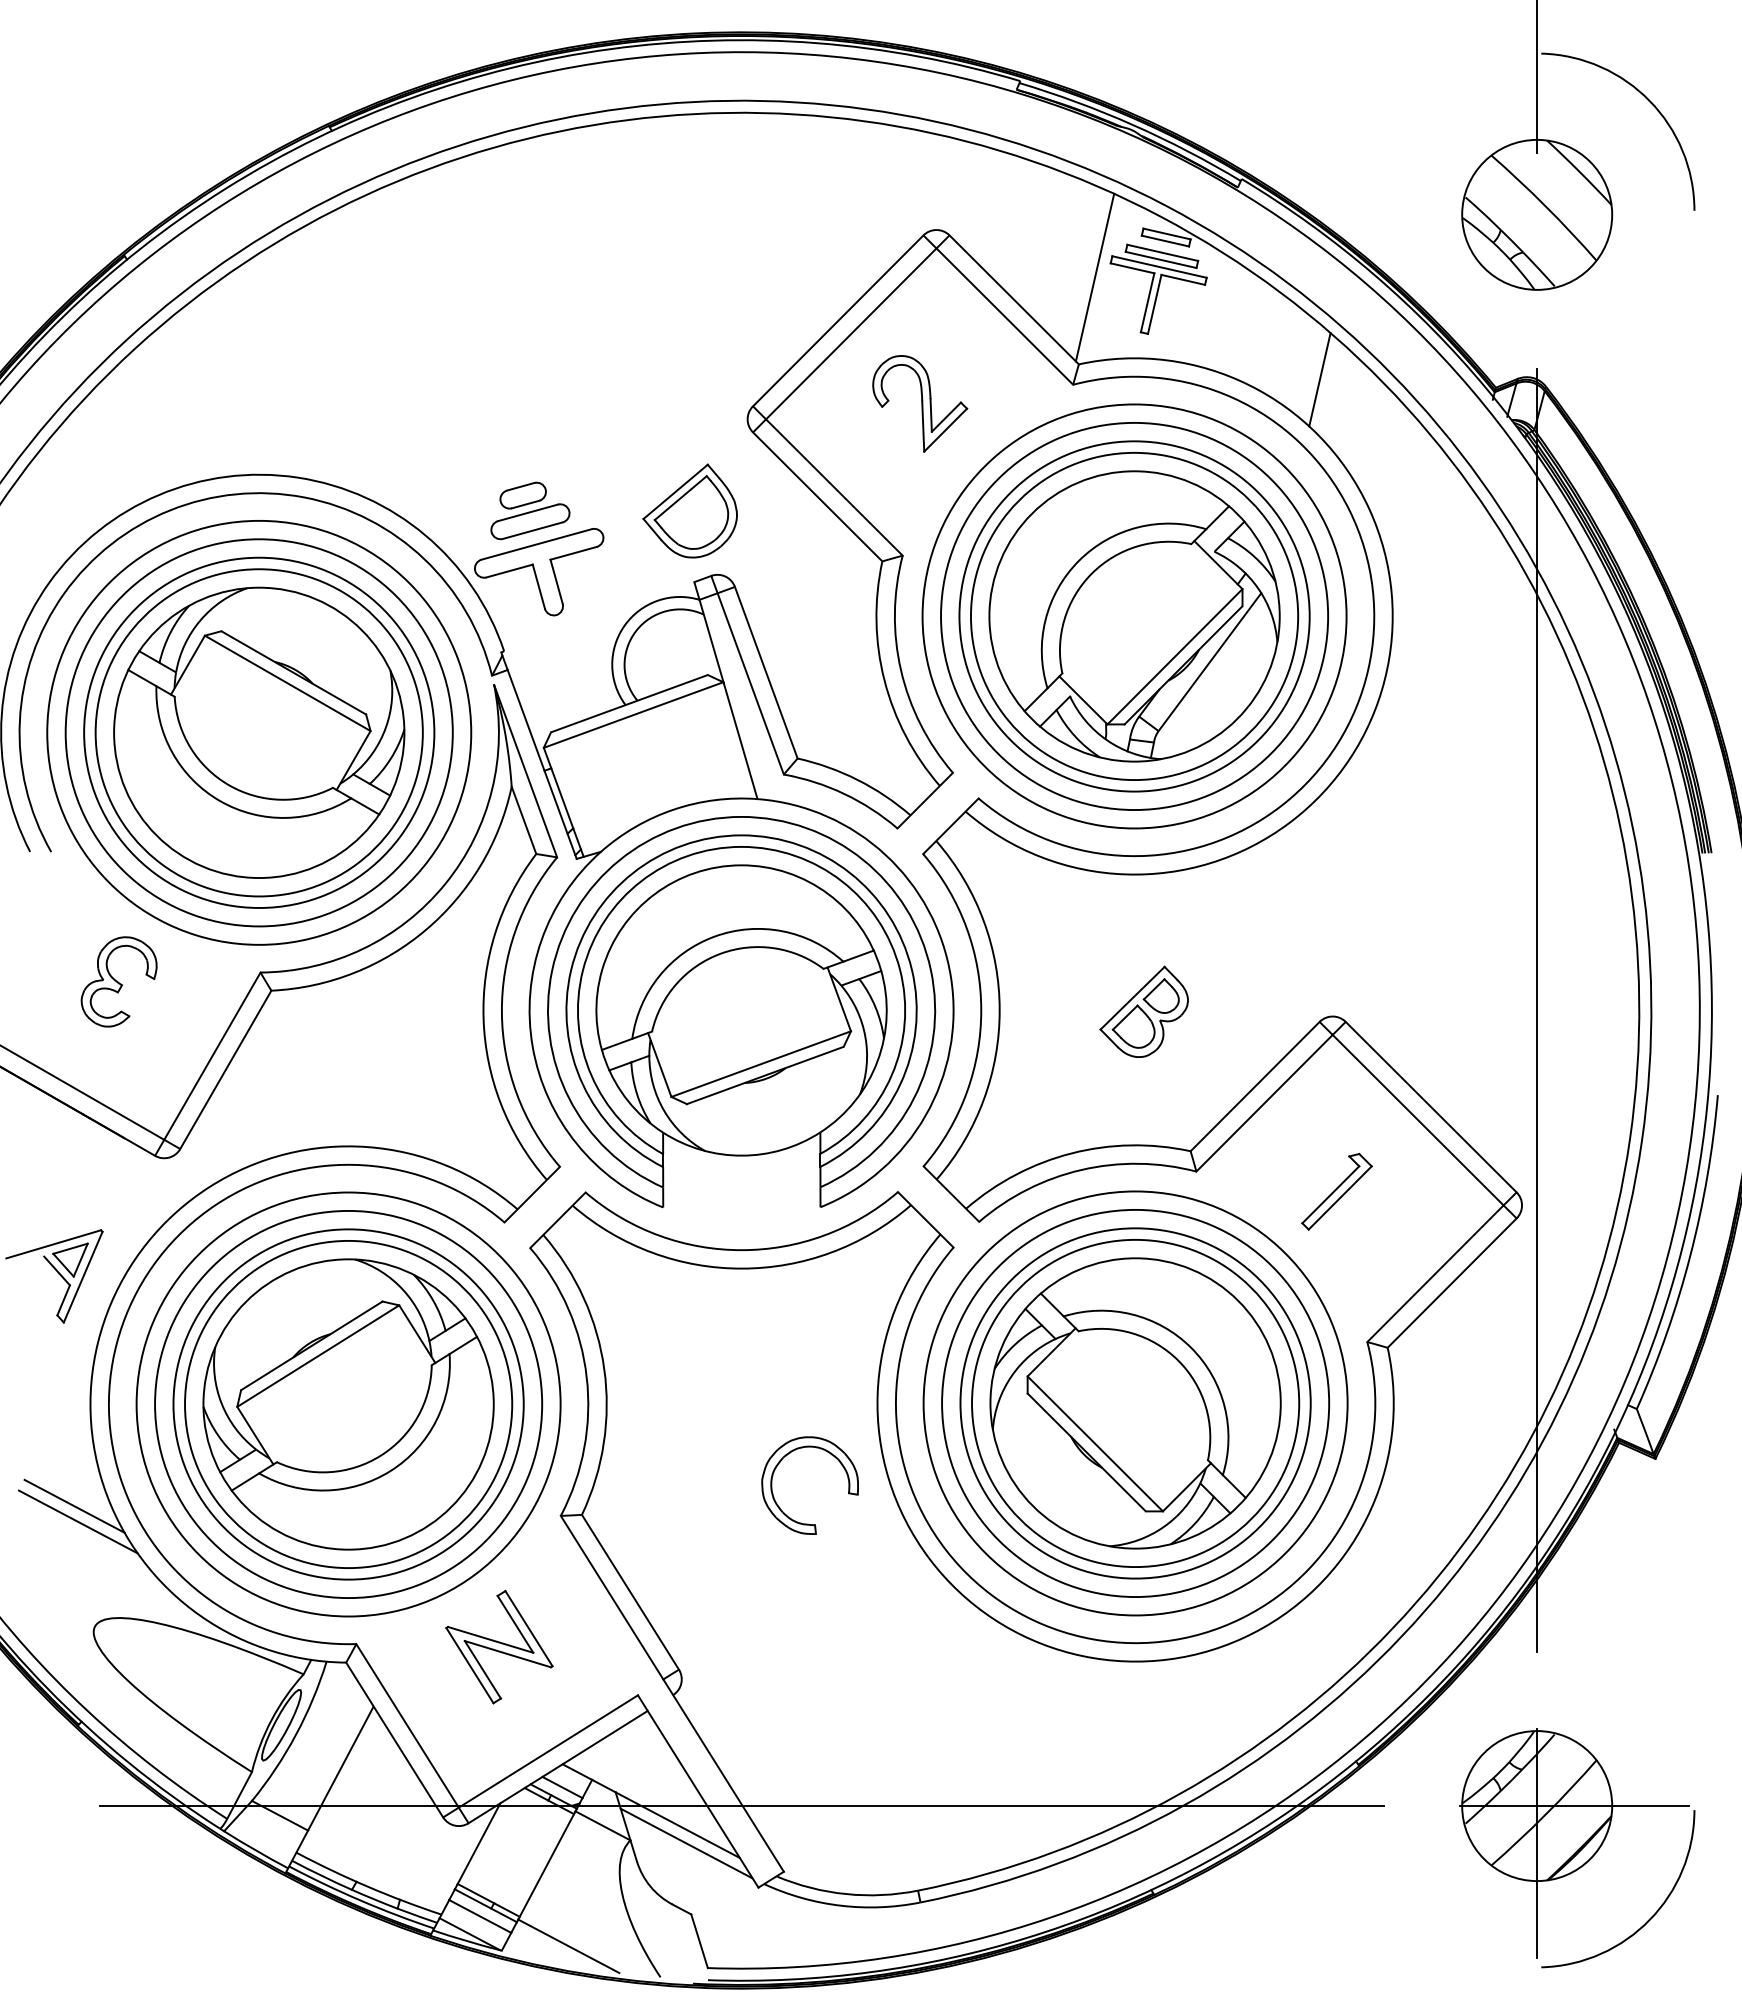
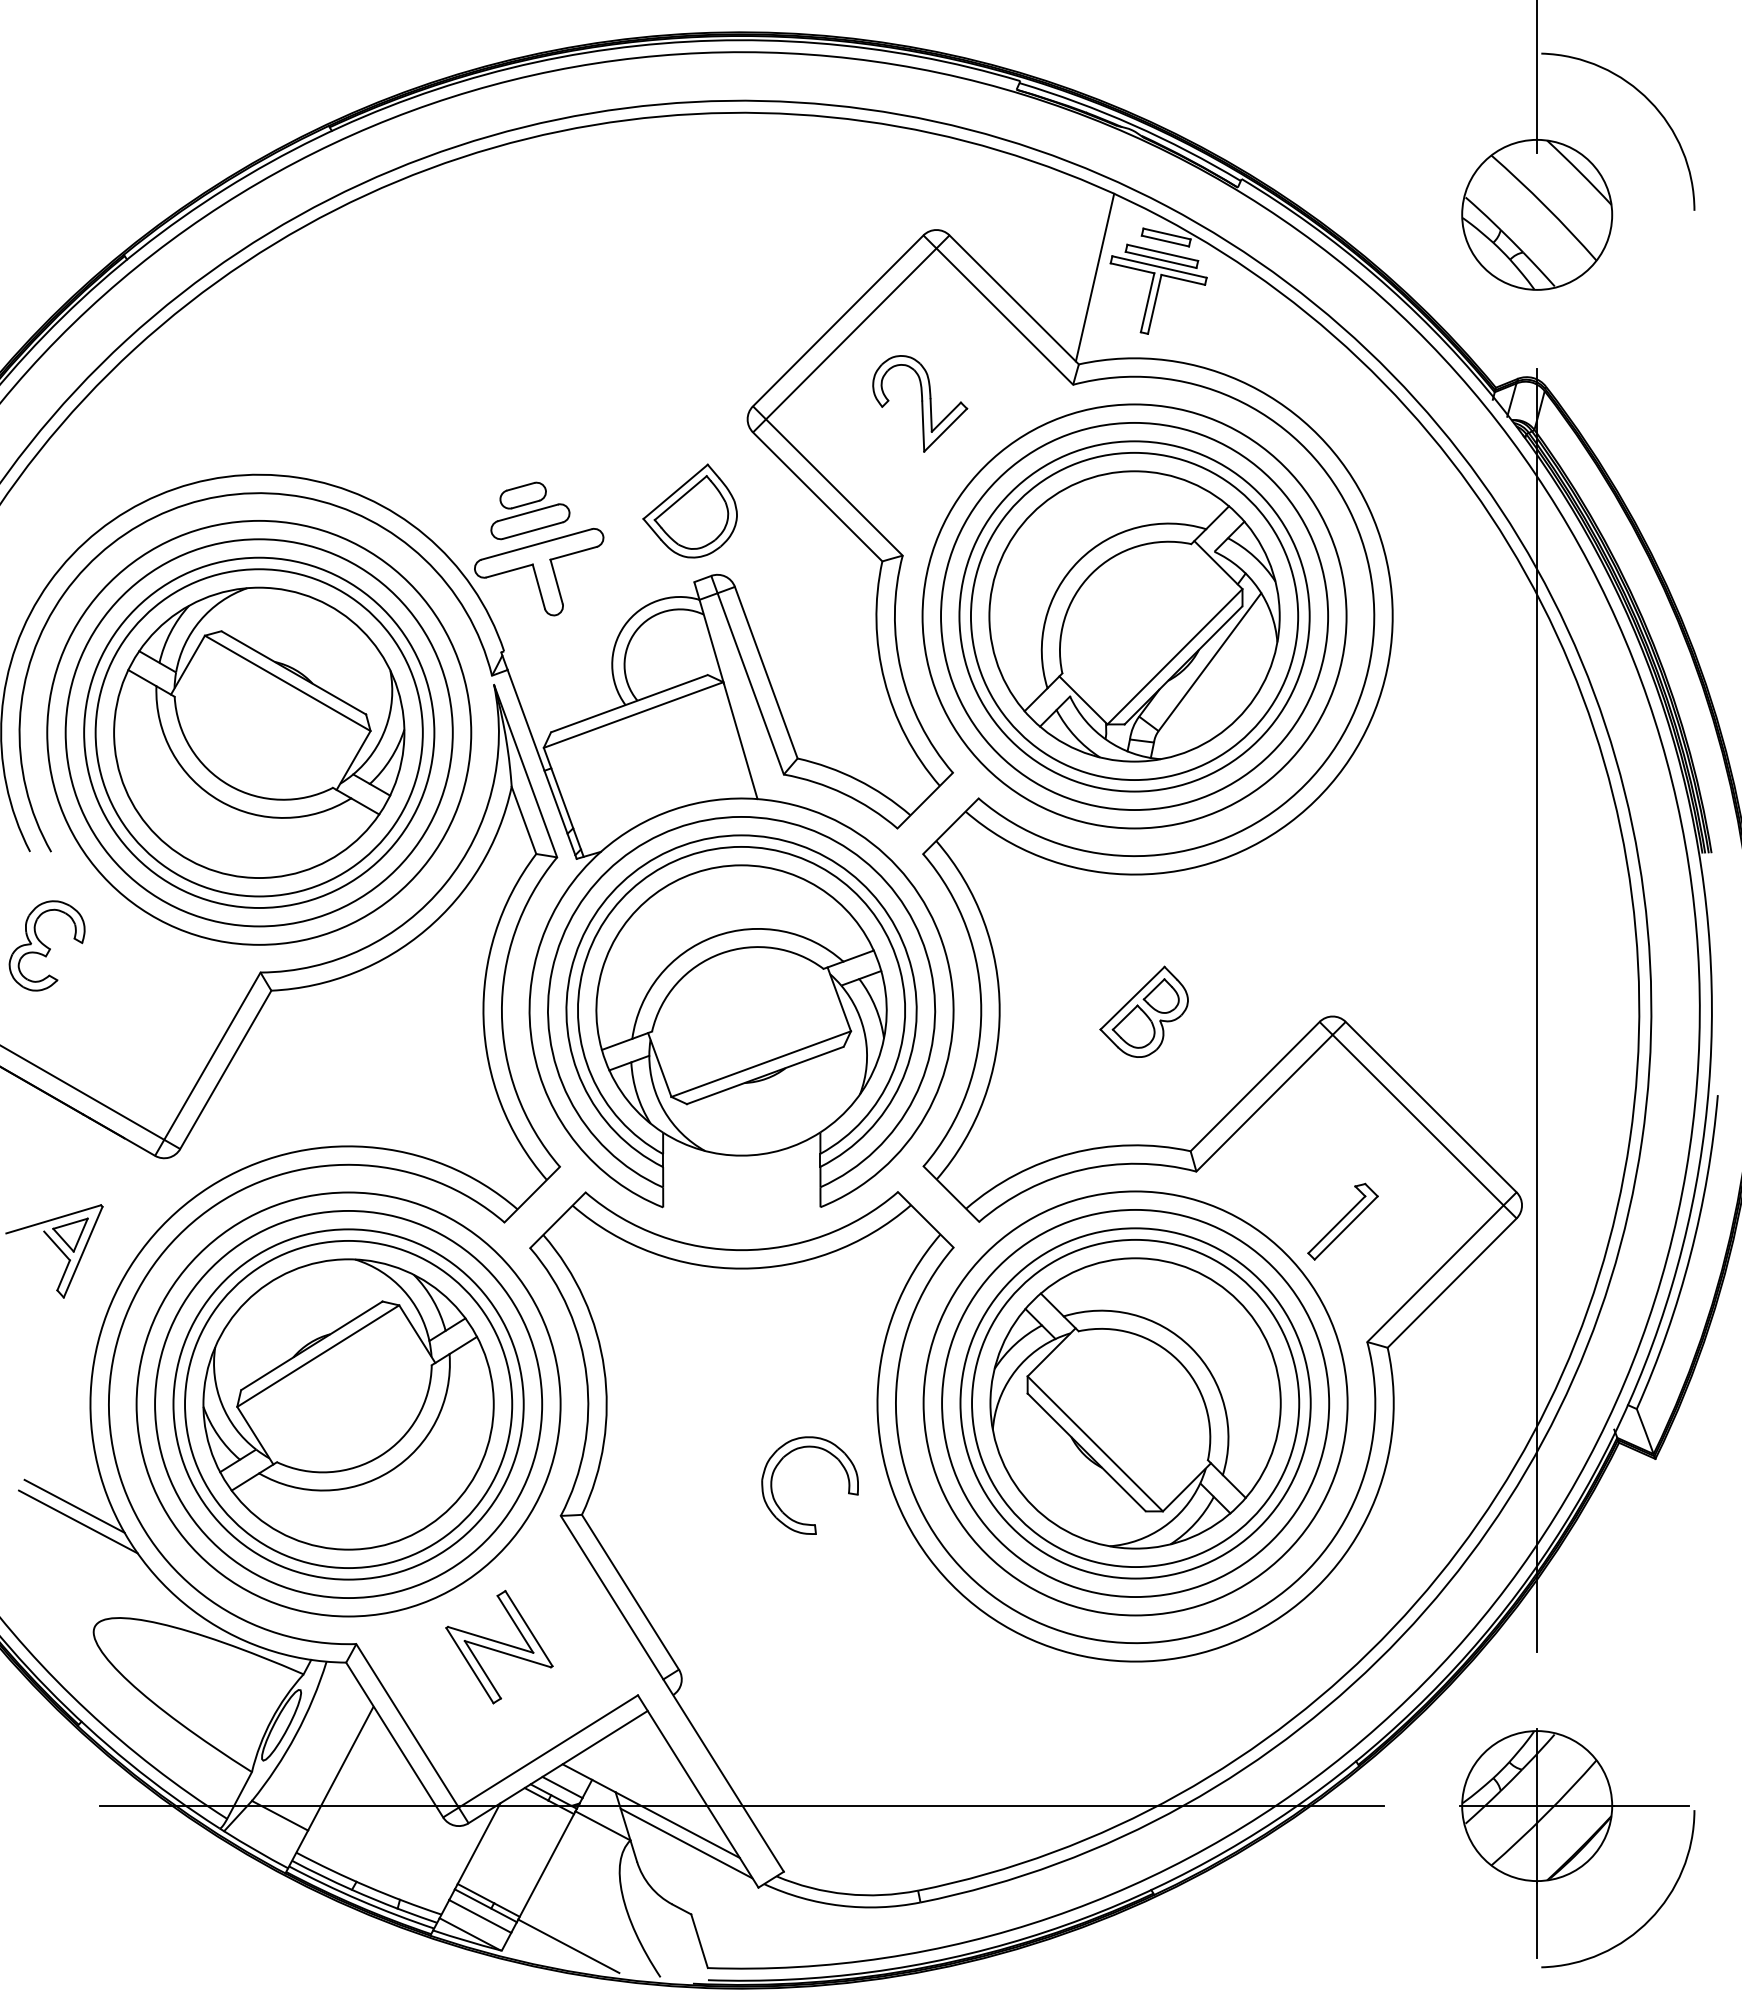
line: present -> none (1319, 379)
part position: (118, 981) -> (46, 945) (46, 945)
part position: (1336, 1191) -> (1342, 1221) (1342, 1221)
part position: (54, 1276) -> (54, 1251) (54, 1251)
